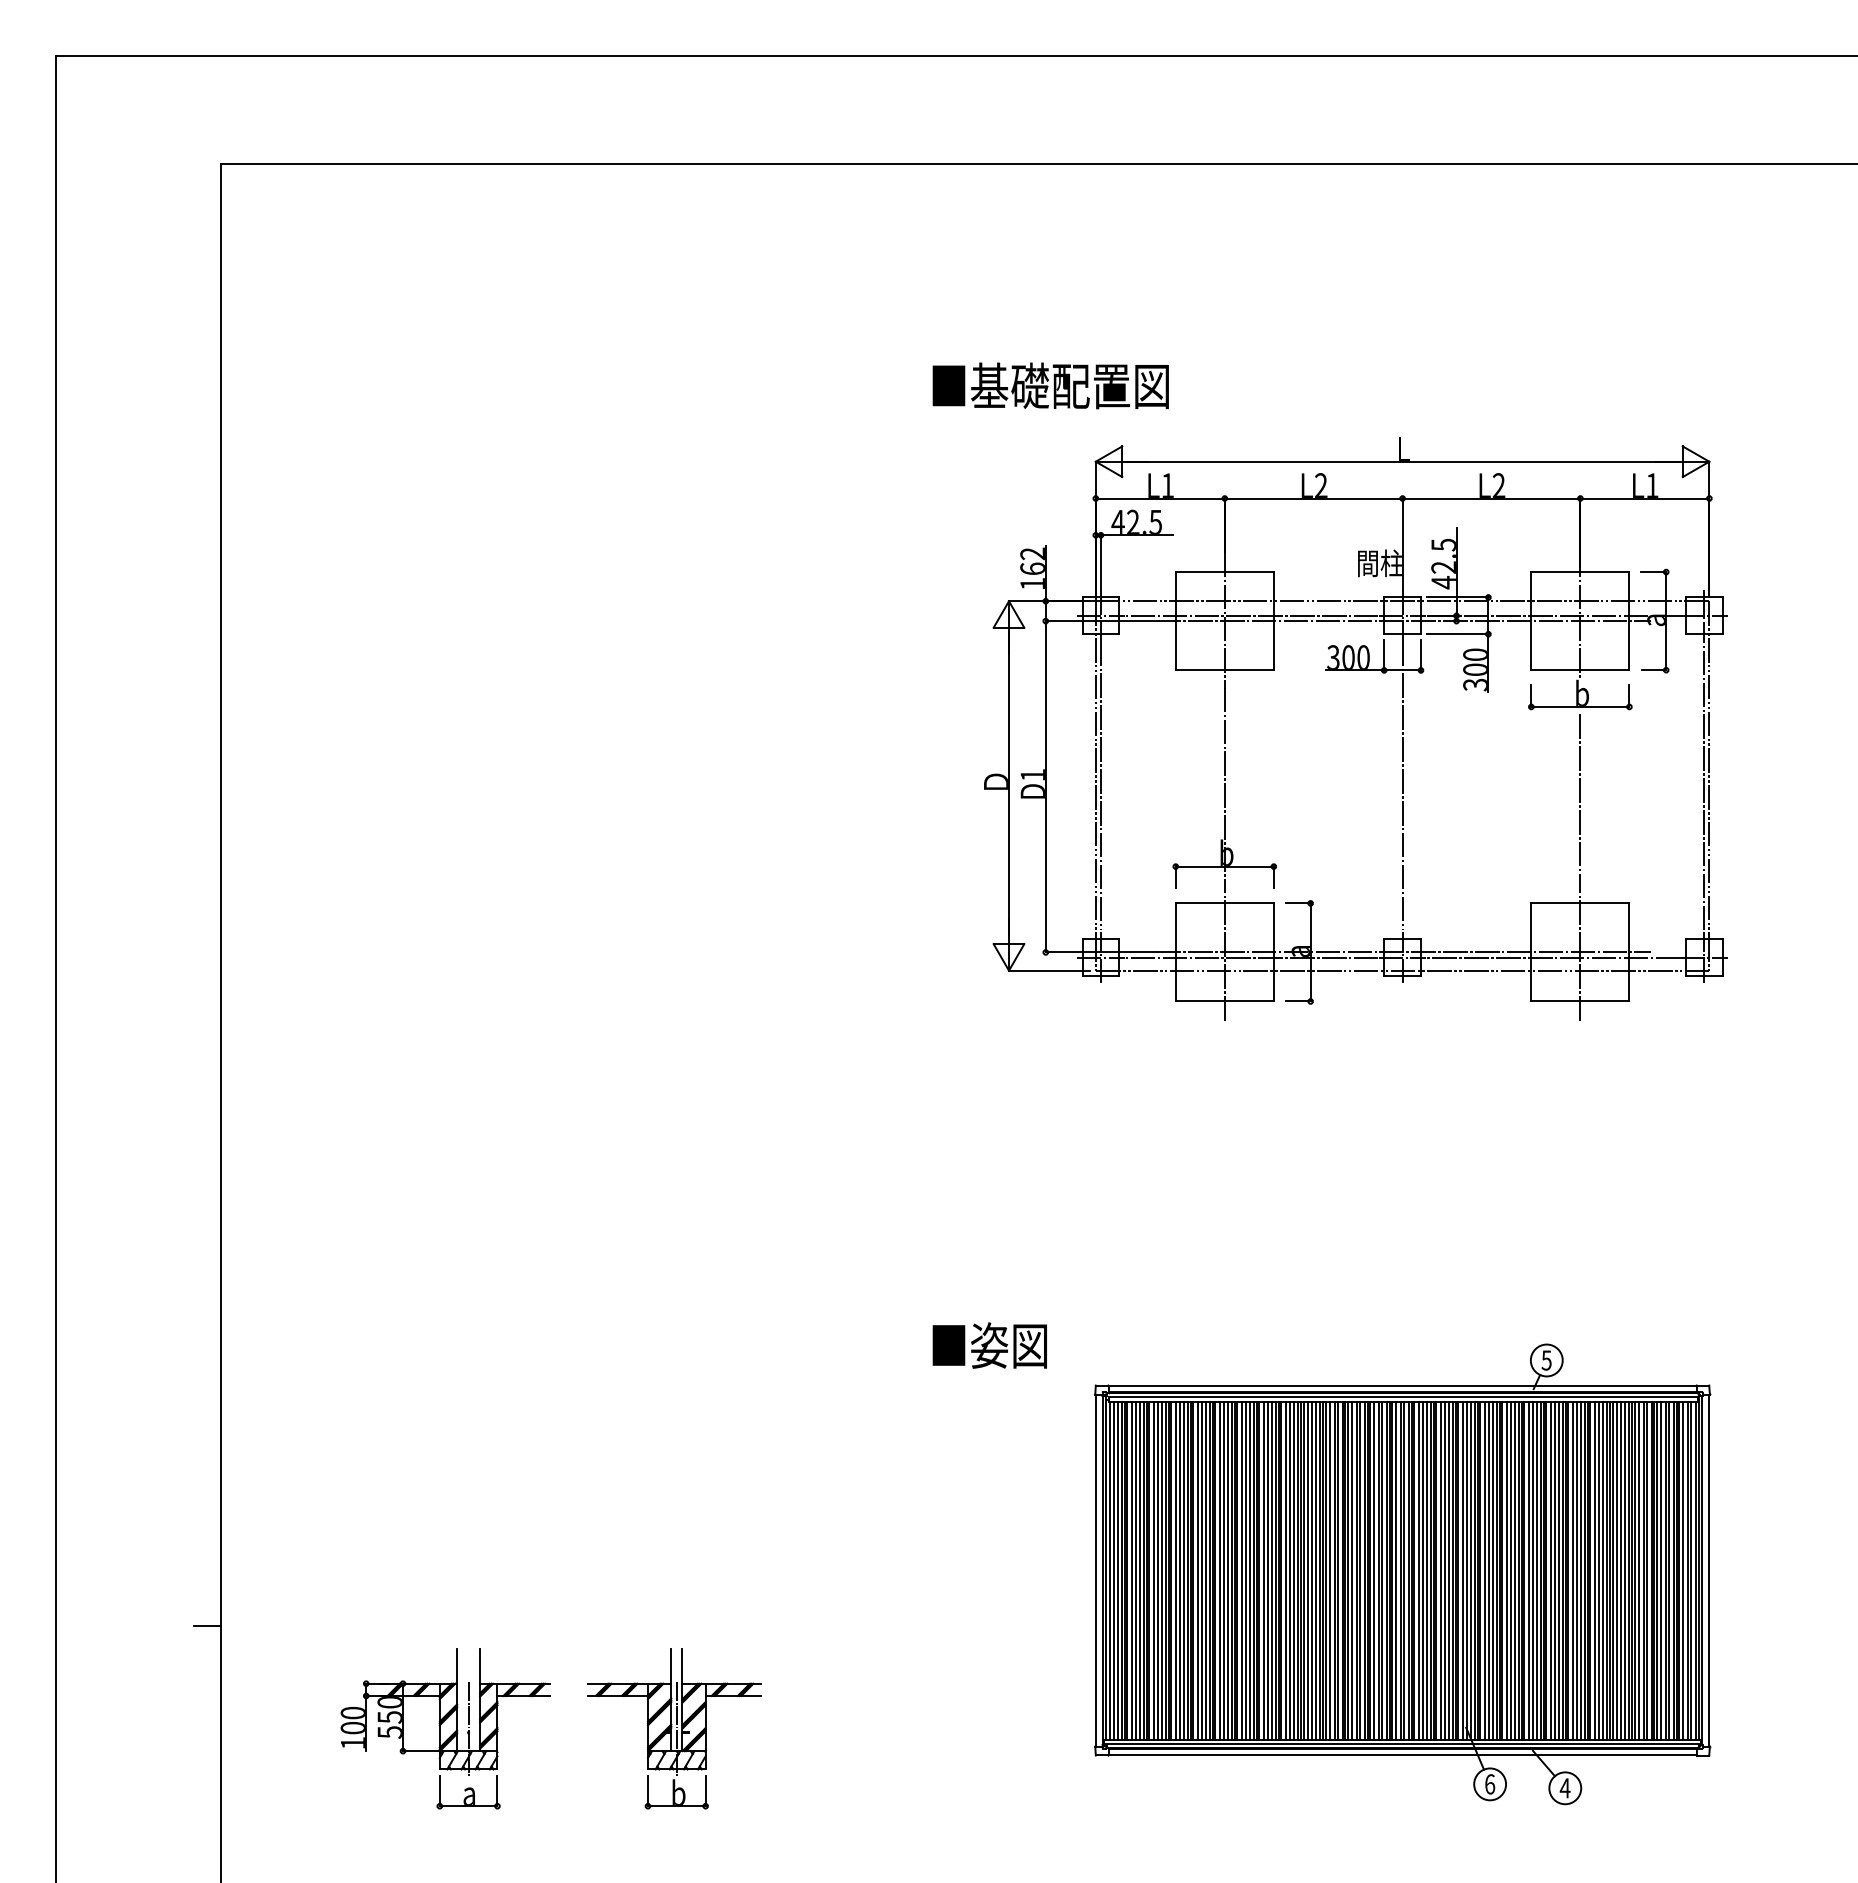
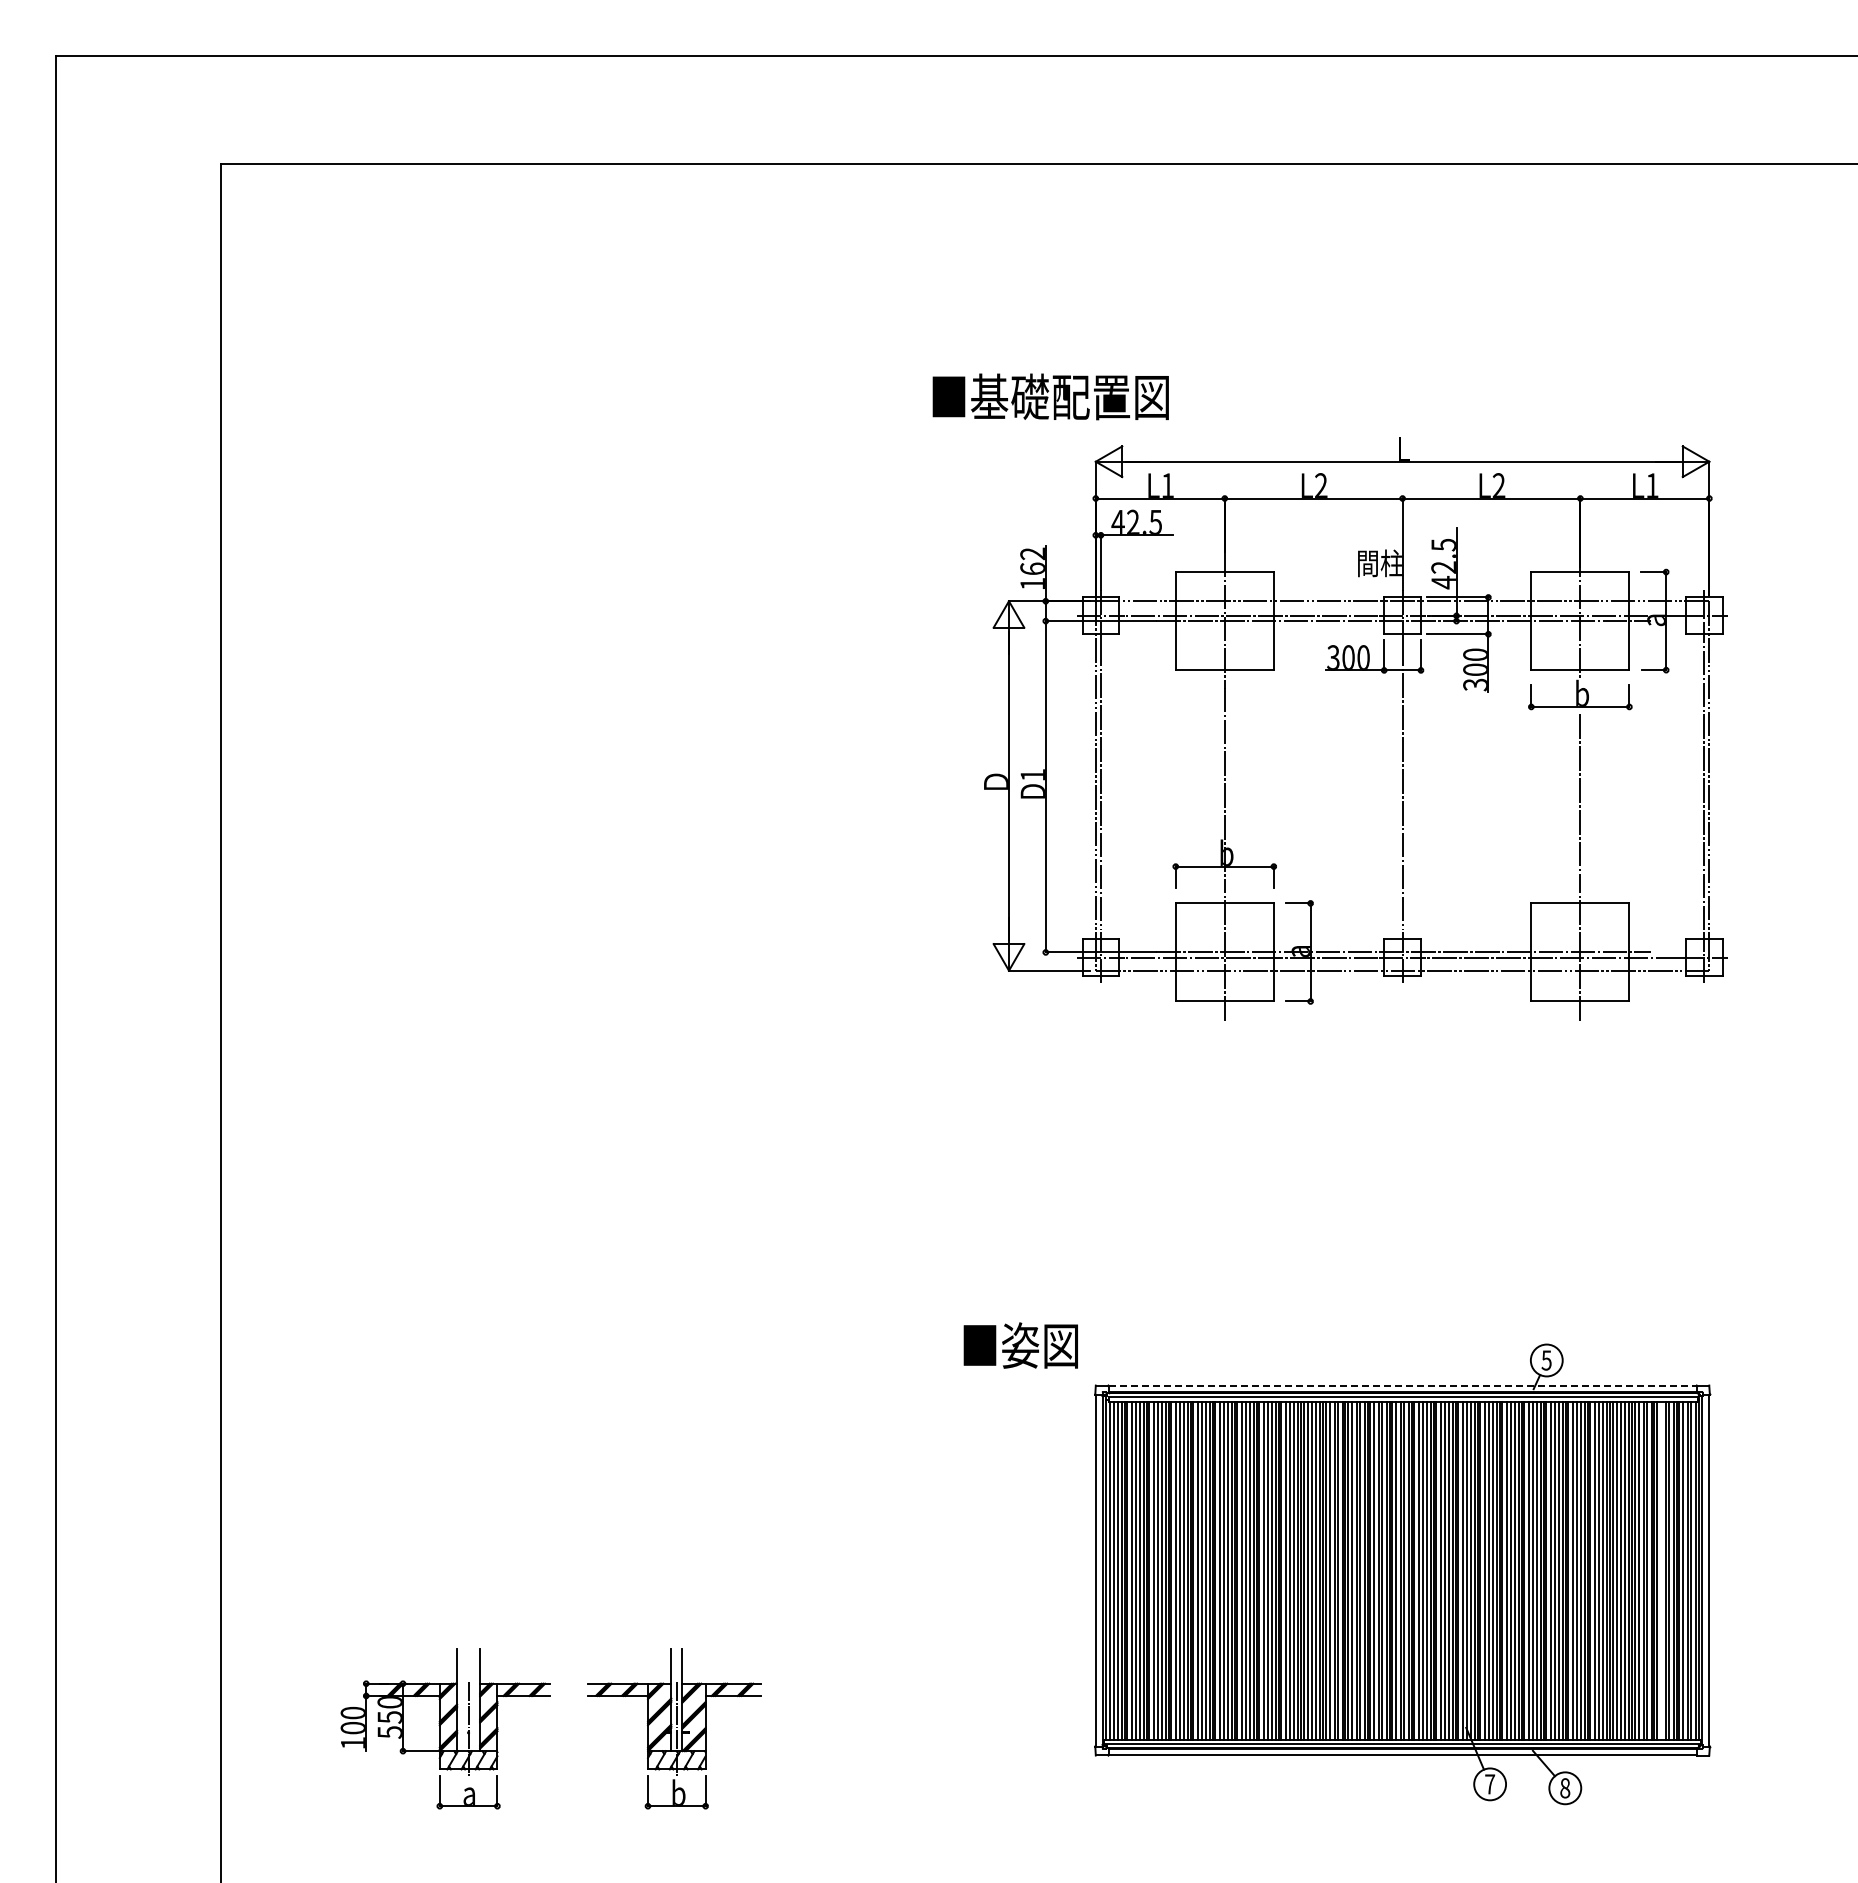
text position: (1050, 385) -> (1050, 396) (1050, 396)
text position: (989, 1345) -> (1020, 1345) (1020, 1345)
line: solid -> dashed (1403, 1385)
line: present -> none (1661, 1570)
line: present -> none (207, 1626)
text: 6 -> 7 (1490, 1784)
text: 4 -> 8 (1564, 1788)
